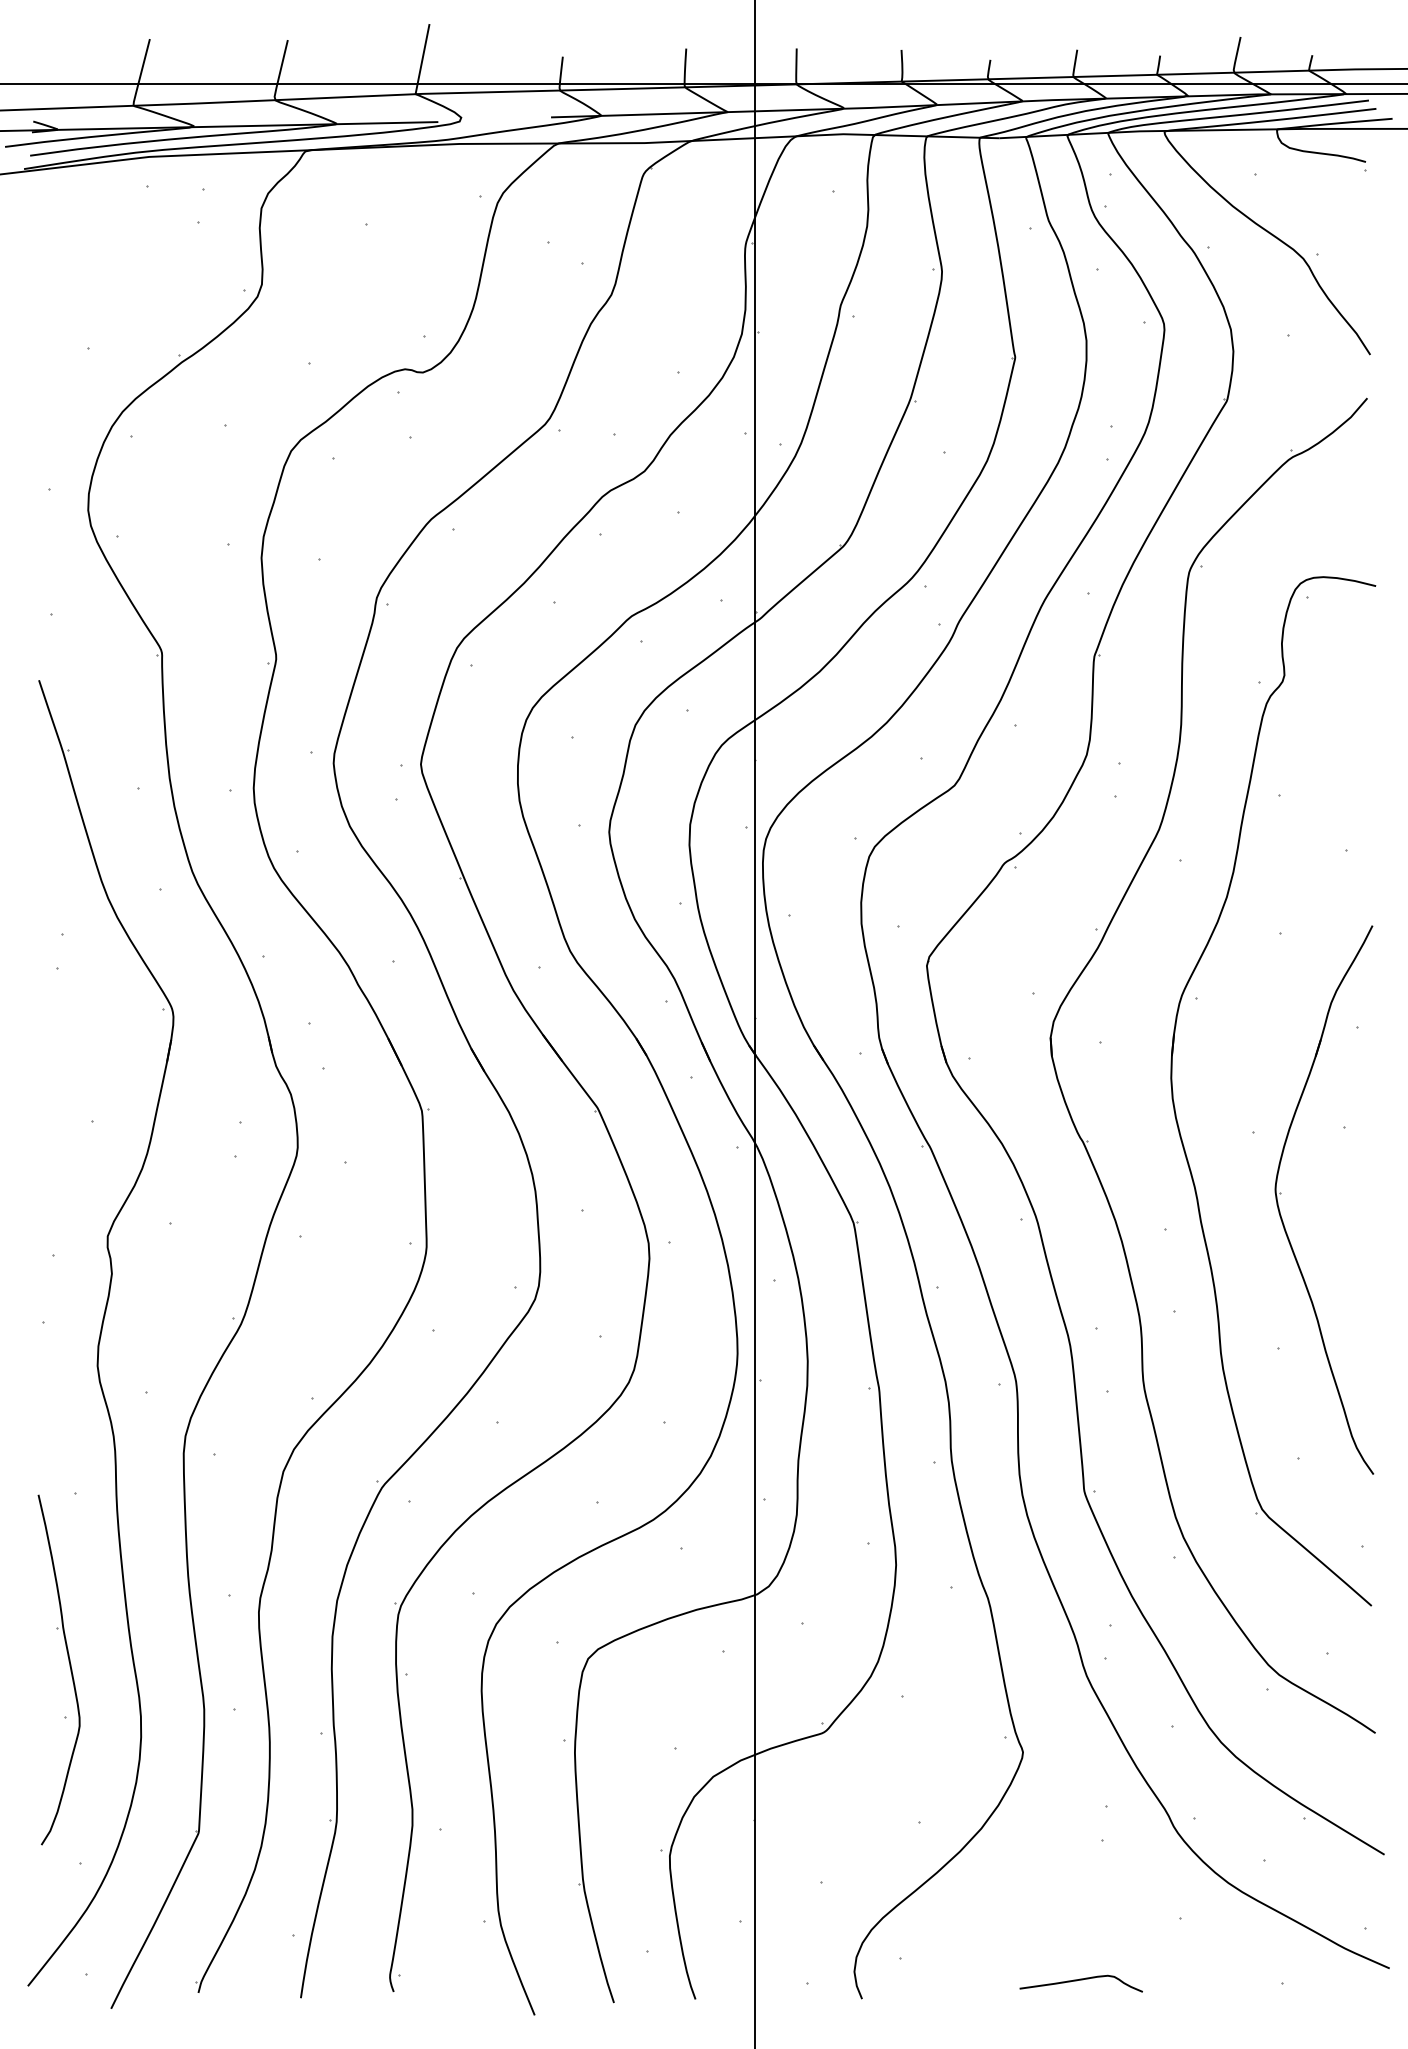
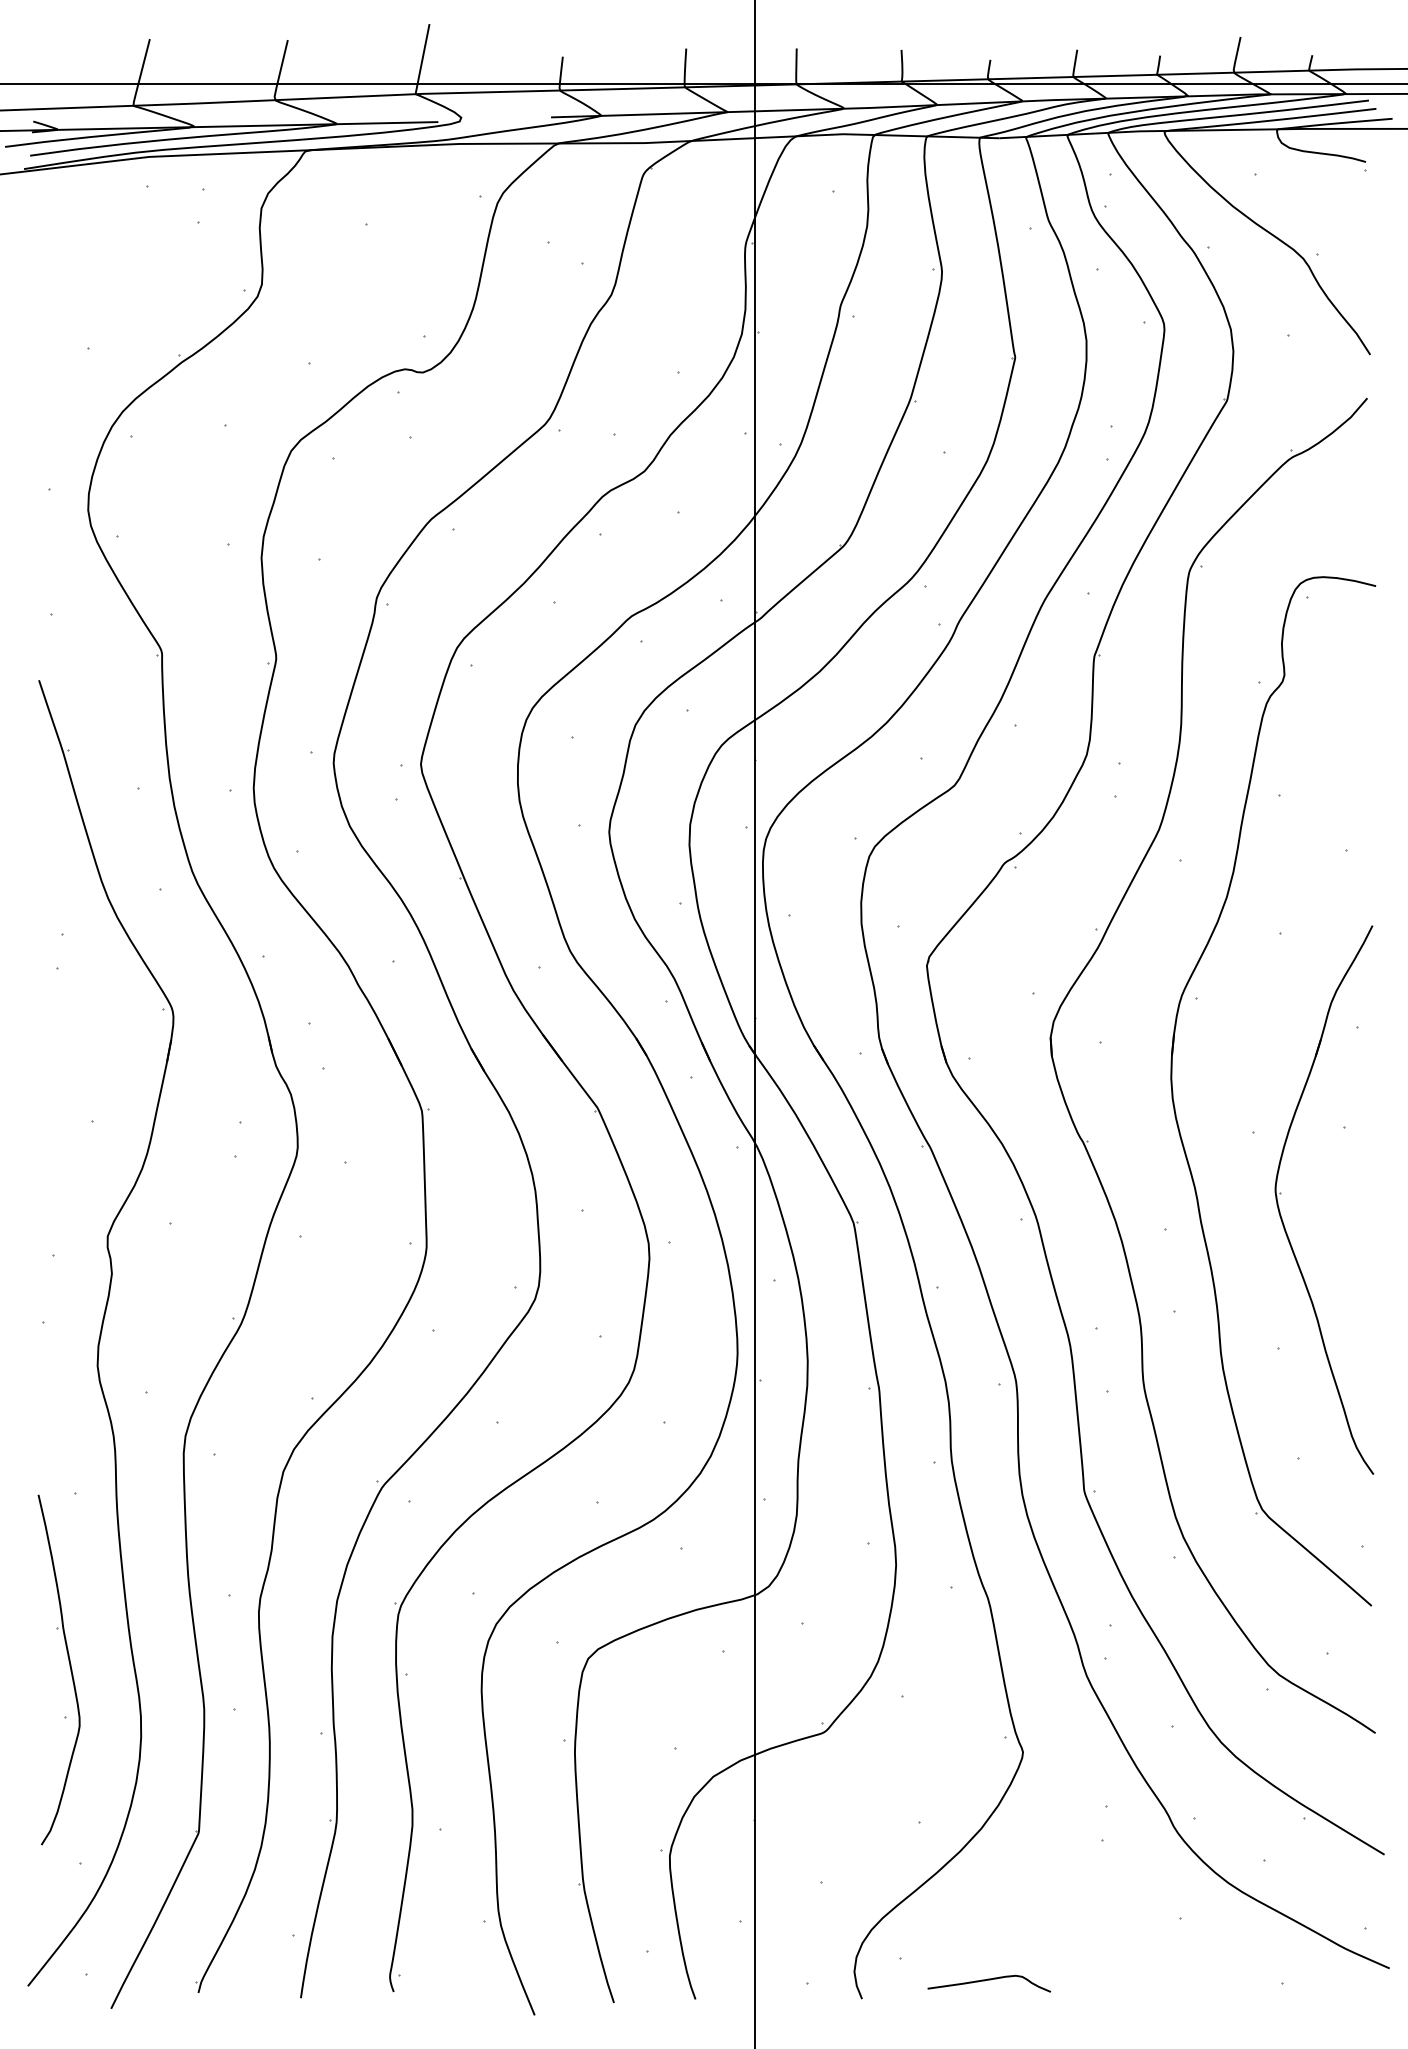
curve position: (1080, 1980) -> (988, 1980) (988, 1980)
